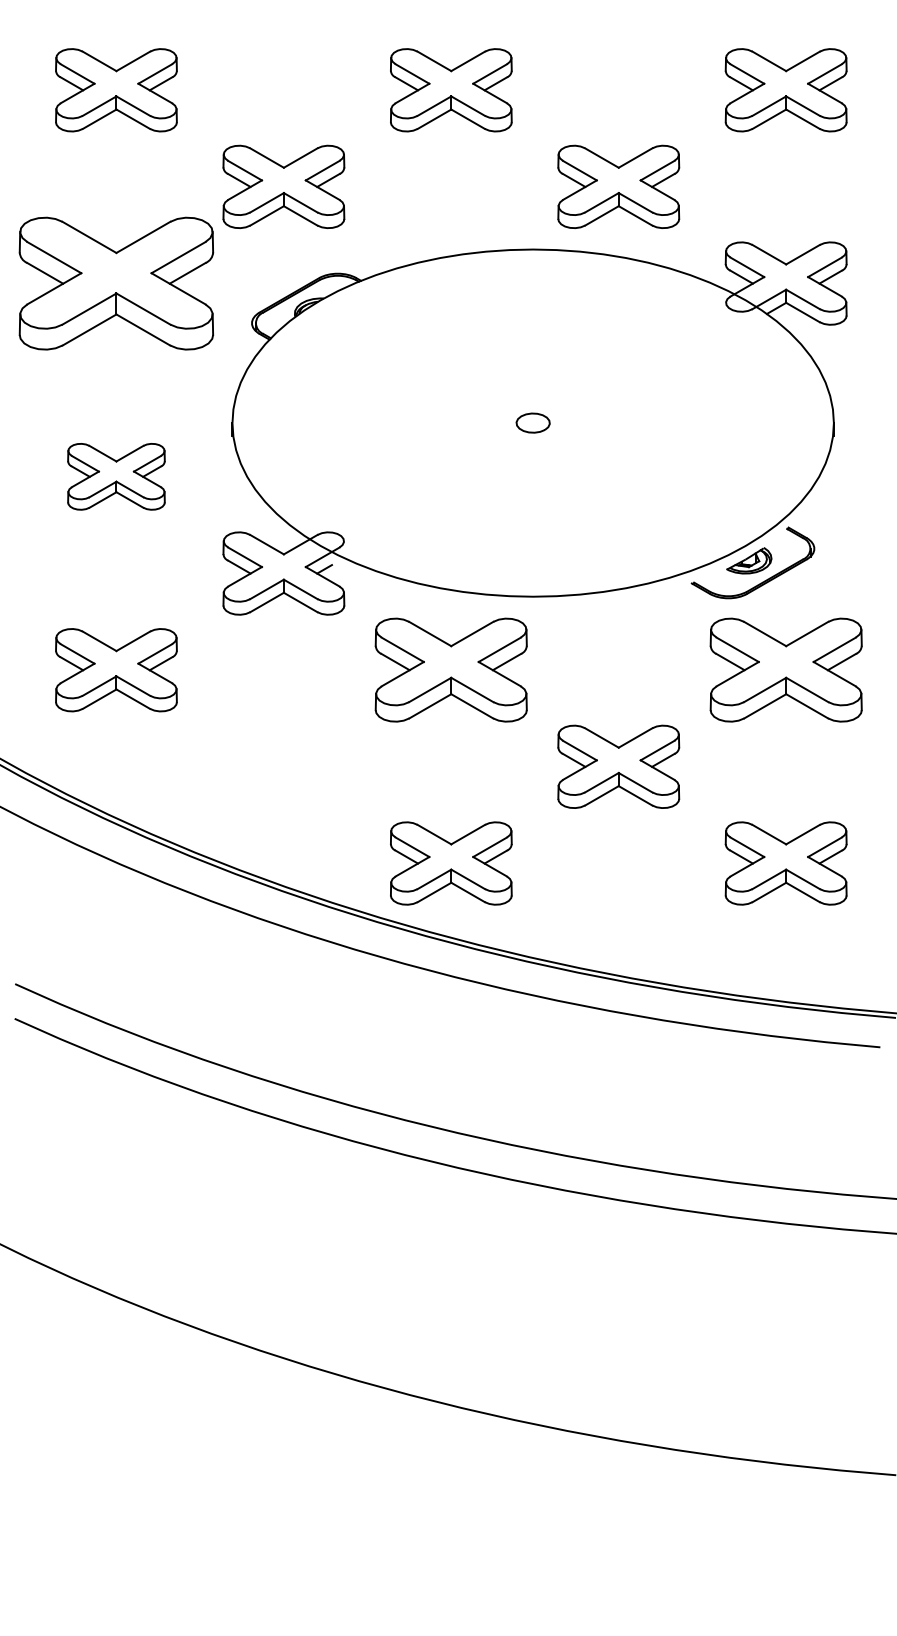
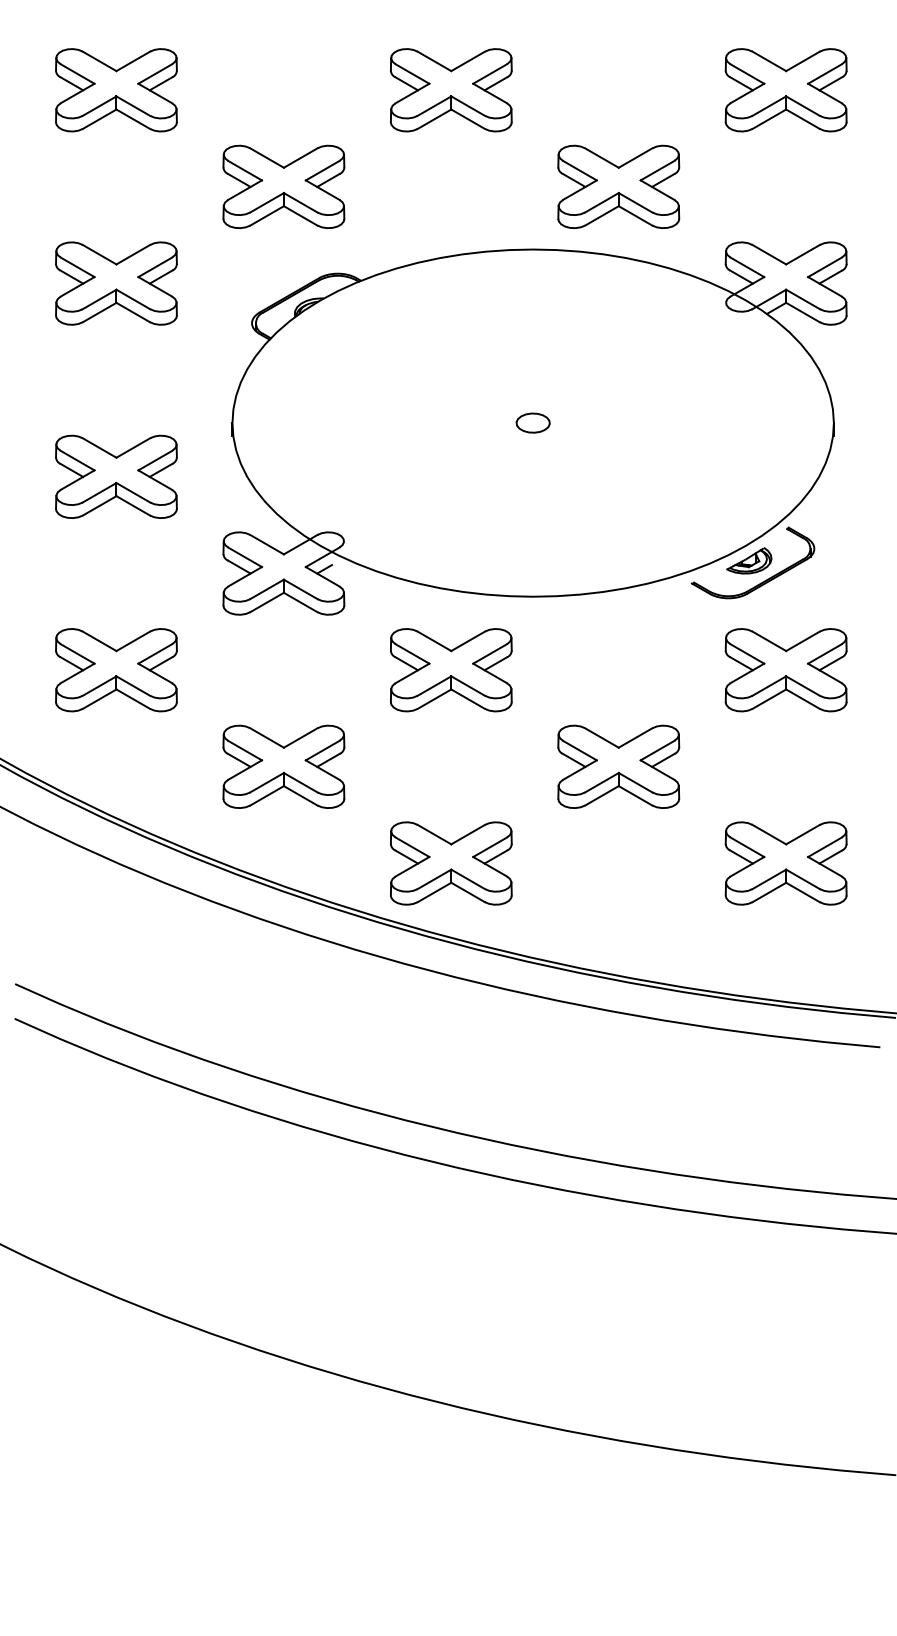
part size: 197x135 px -> 123x85 px (116, 283)
part size: 99x68 px -> 123x85 px (116, 476)
part size: 154x106 px -> 123x85 px (451, 670)
part size: 154x106 px -> 124x85 px (785, 670)
part: none -> present (283, 766)
